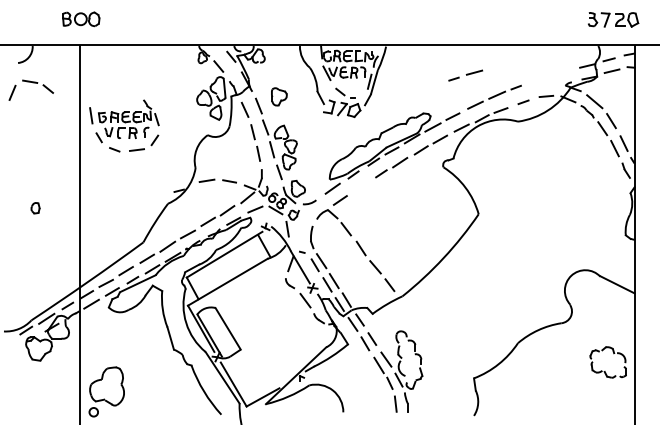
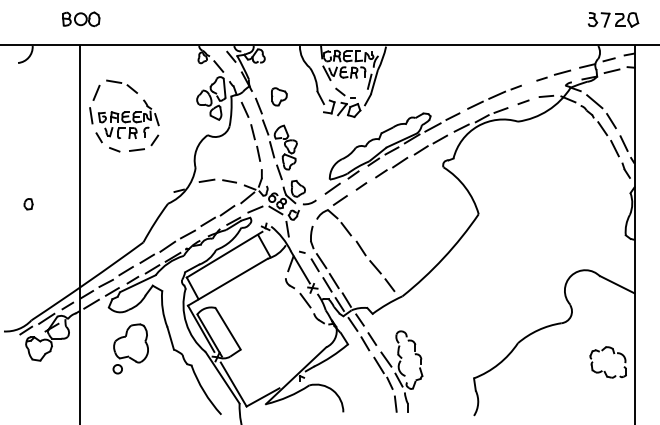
part position: (465, 75) -> (553, 75) (553, 75)
part position: (32, 83) -> (116, 83) (116, 83)
line: none -> present (361, 186)
part position: (35, 208) -> (28, 204) (28, 204)
part position: (106, 391) -> (130, 348) (130, 348)
